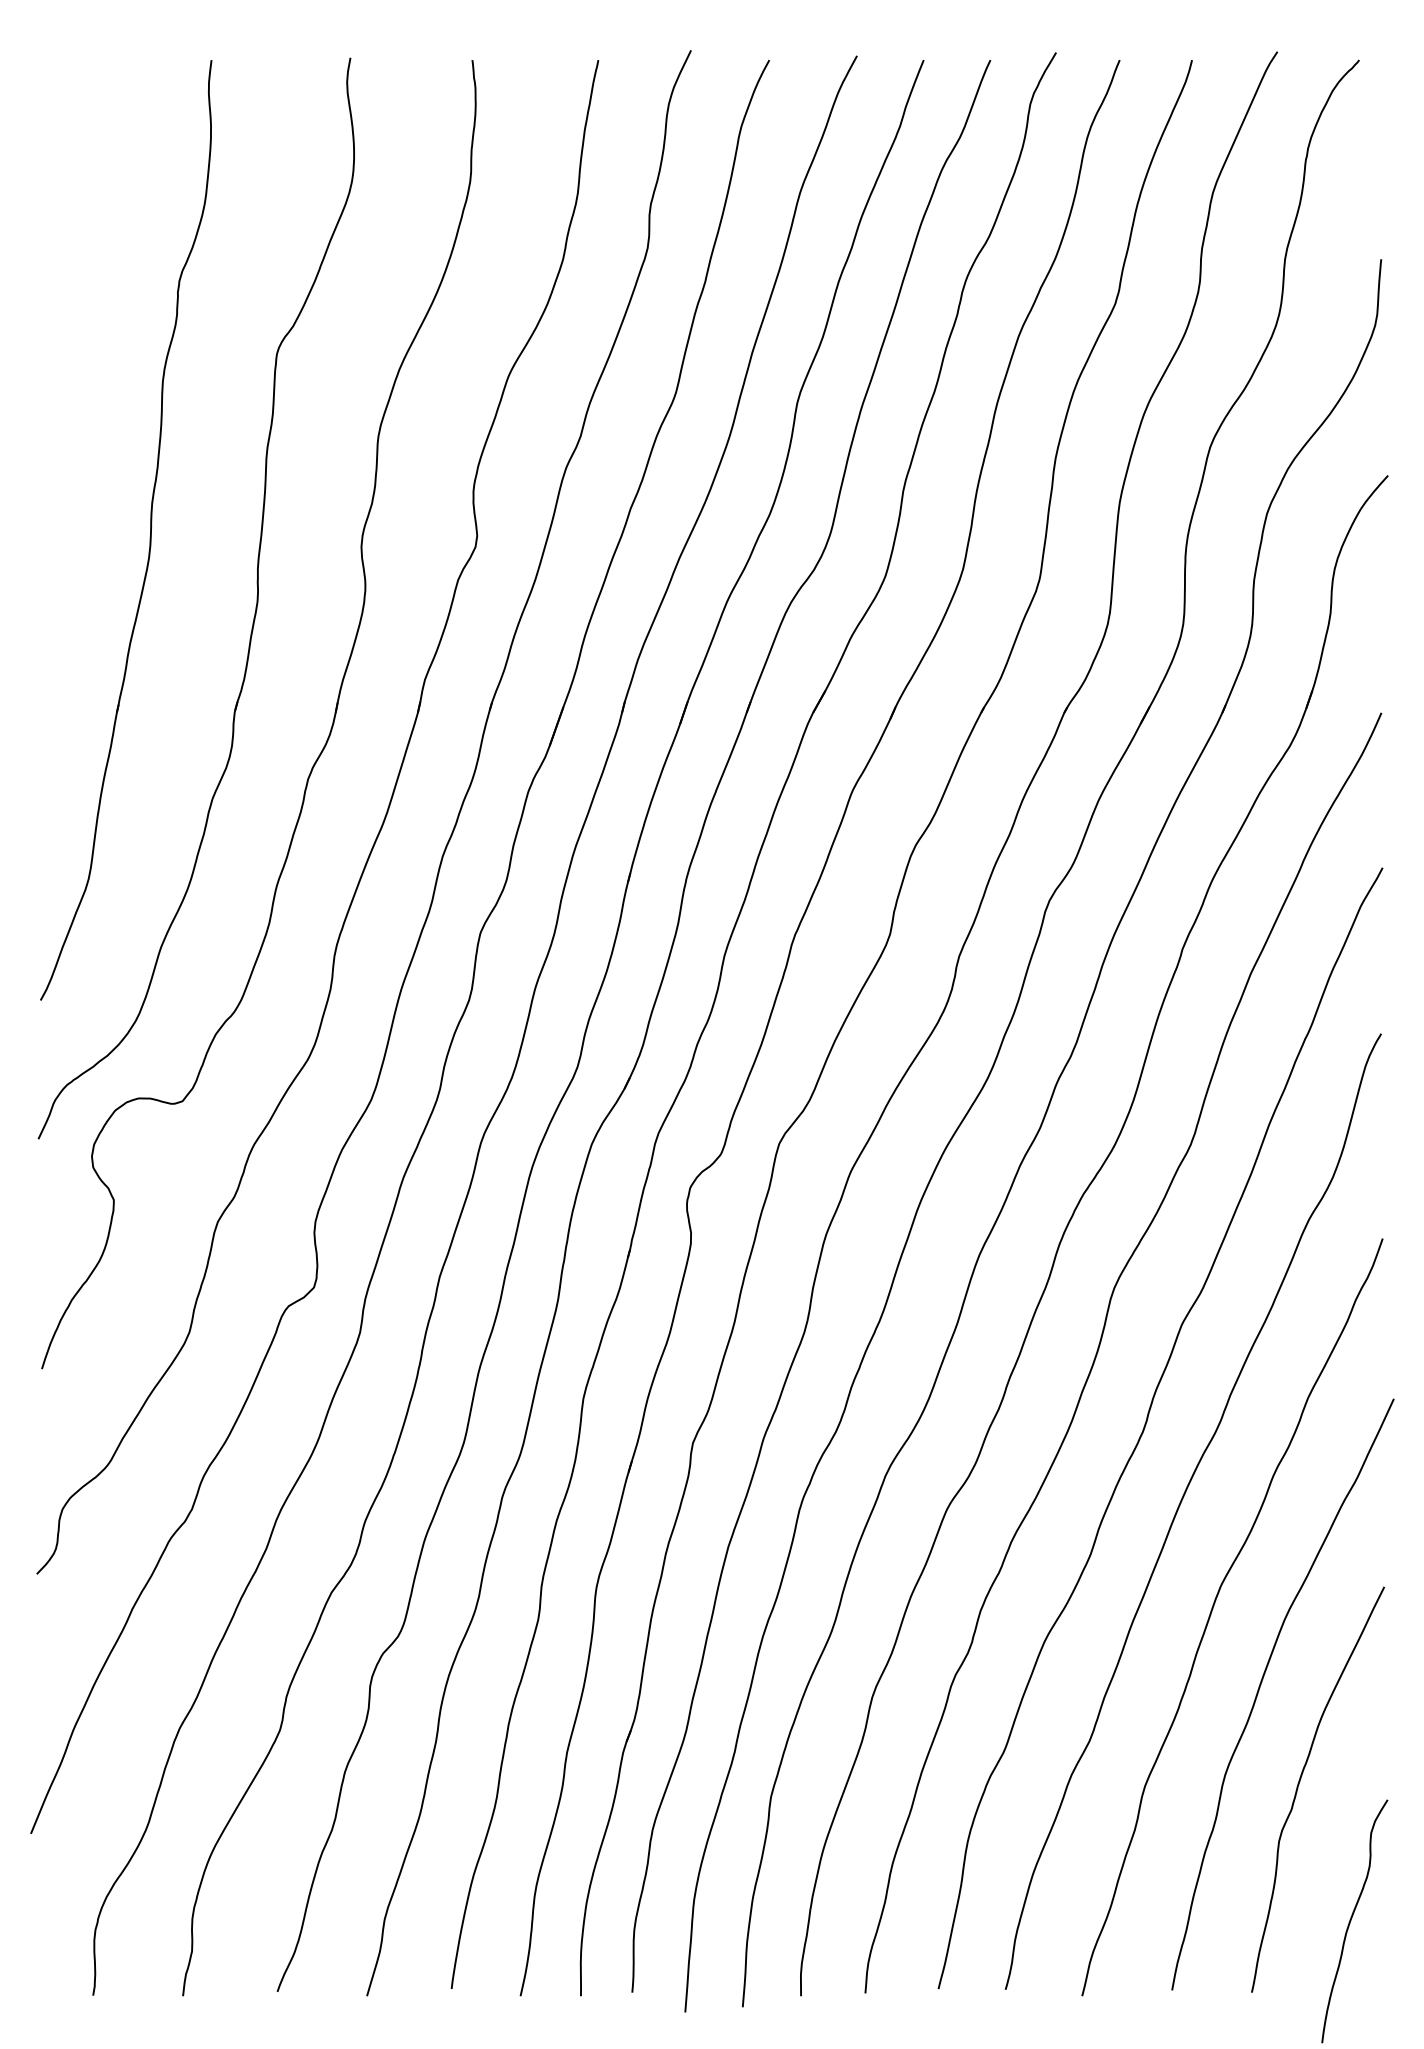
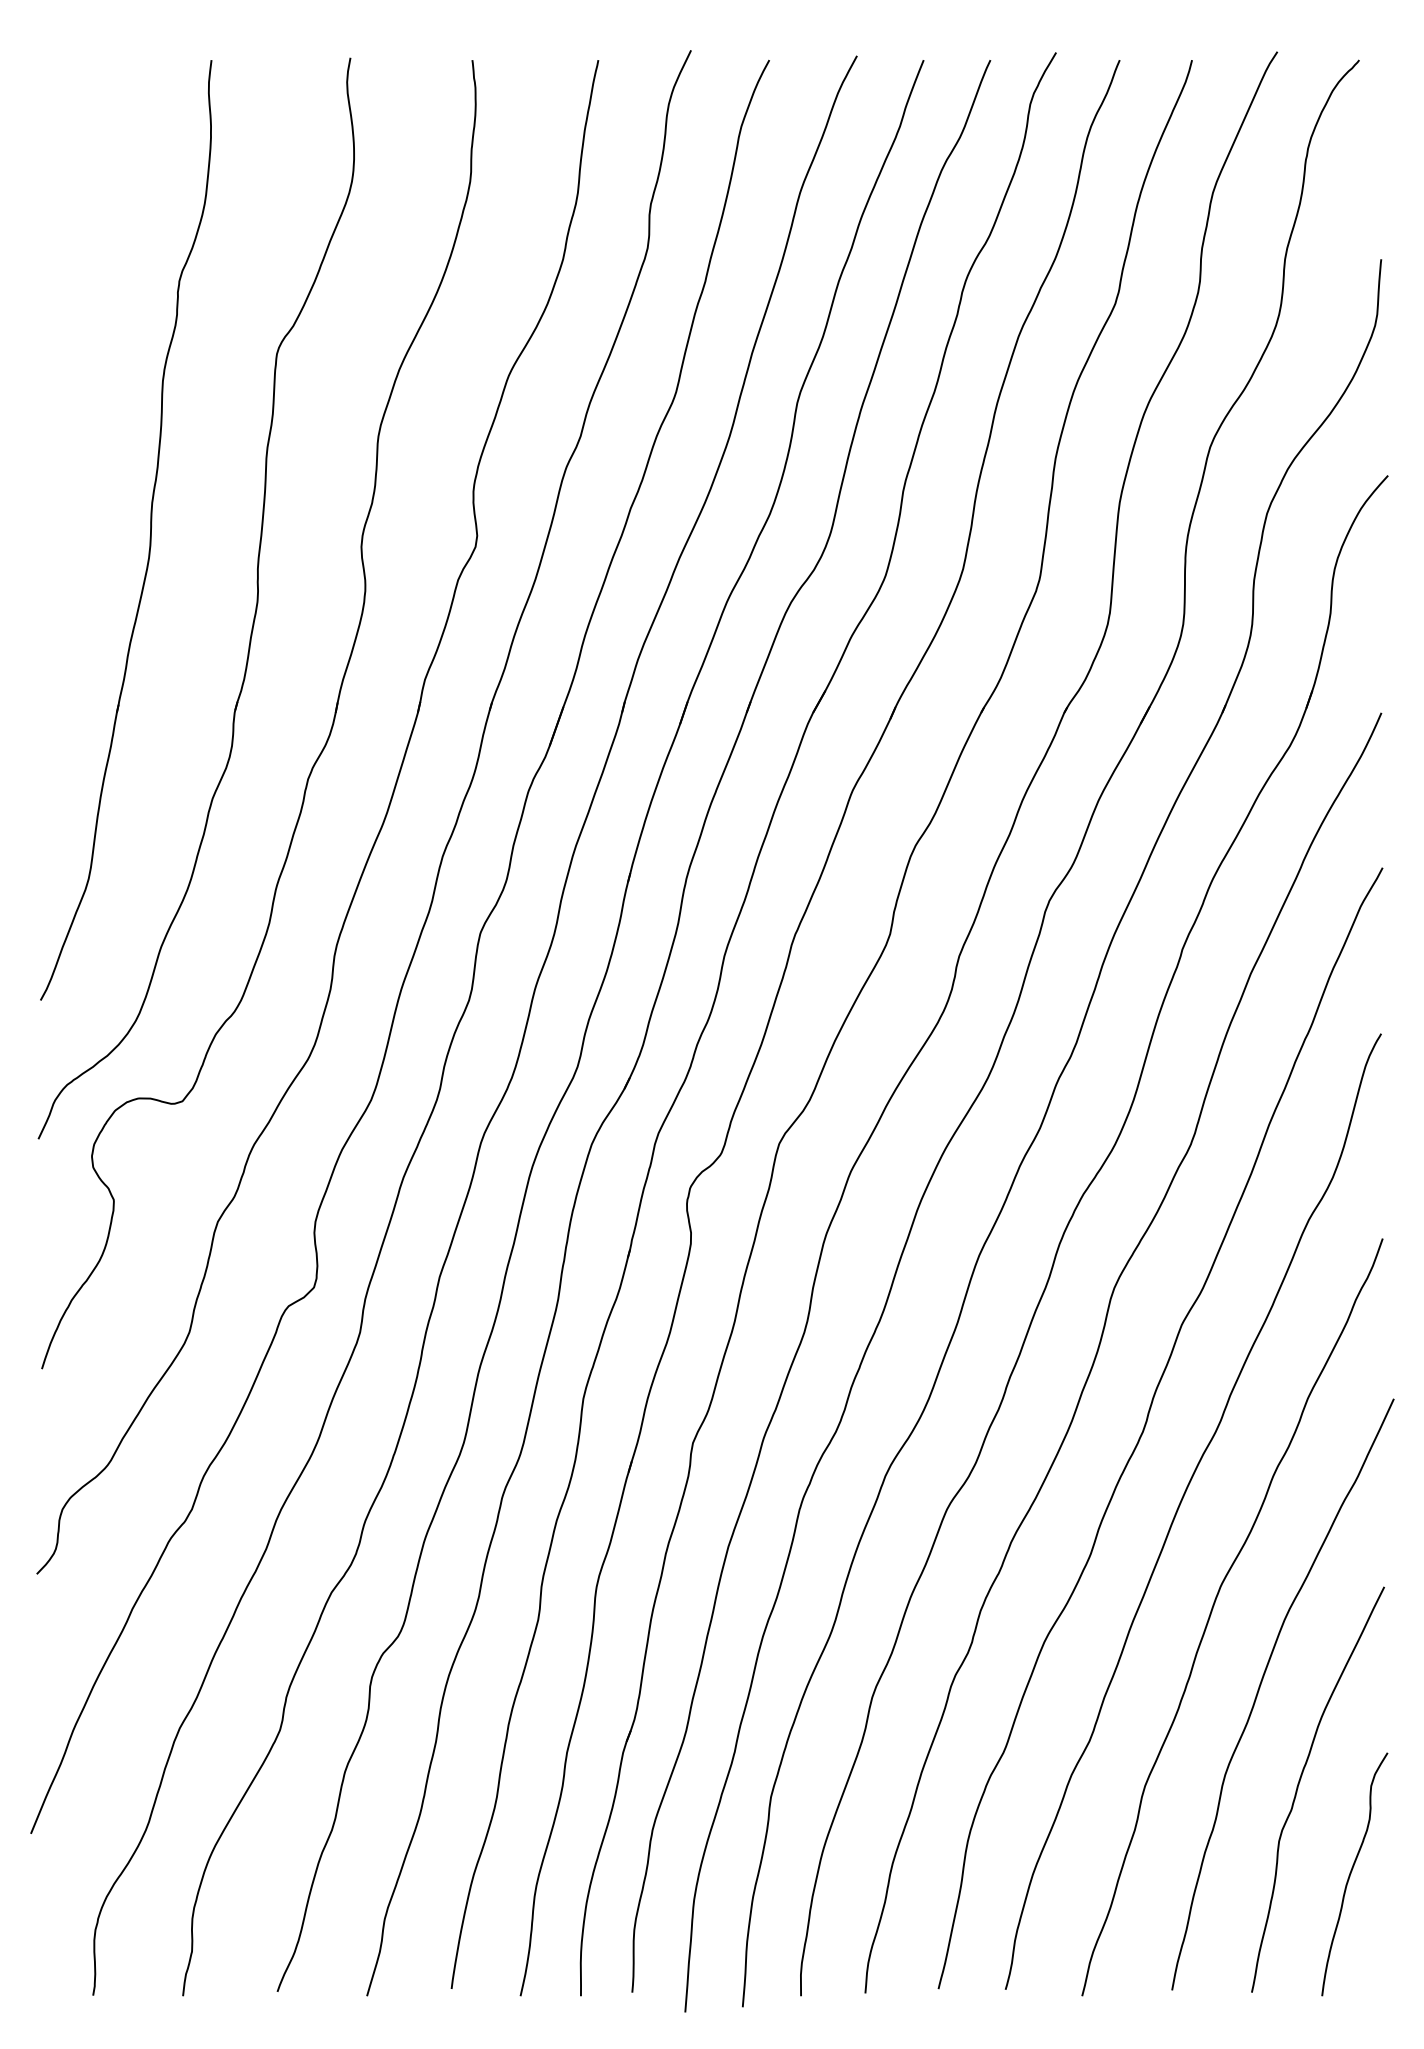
curve position: (1351, 1920) -> (1351, 1873) (1351, 1873)
